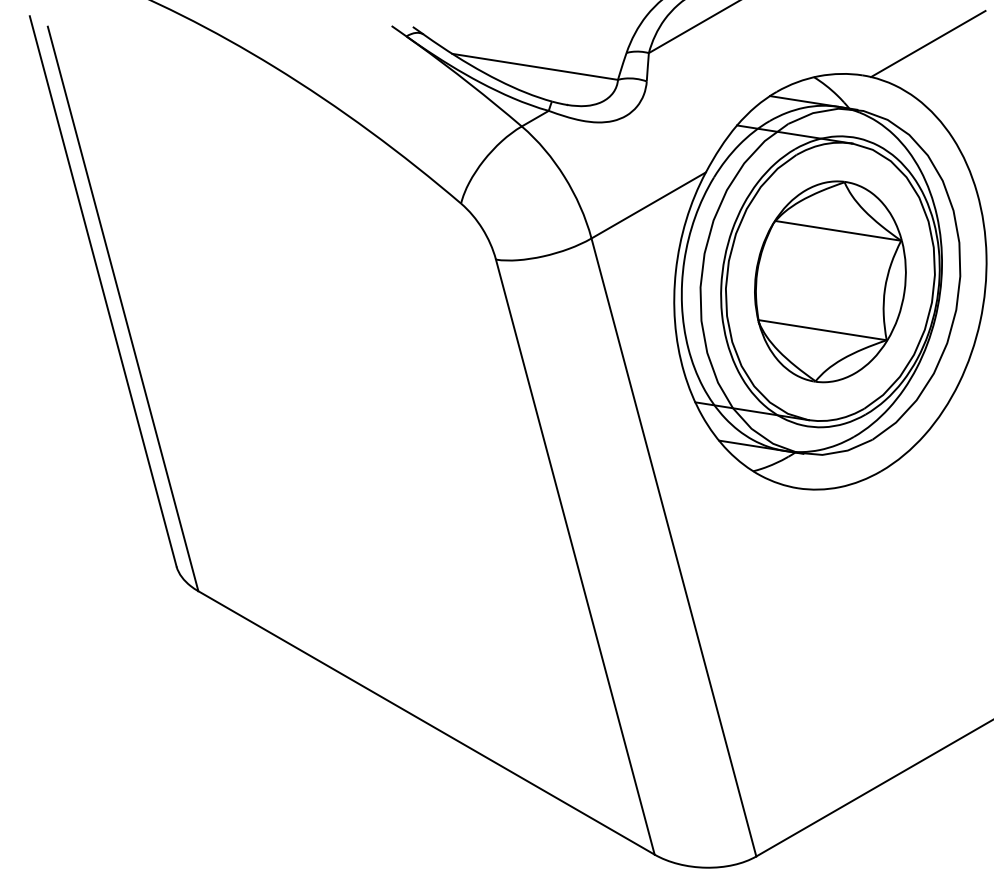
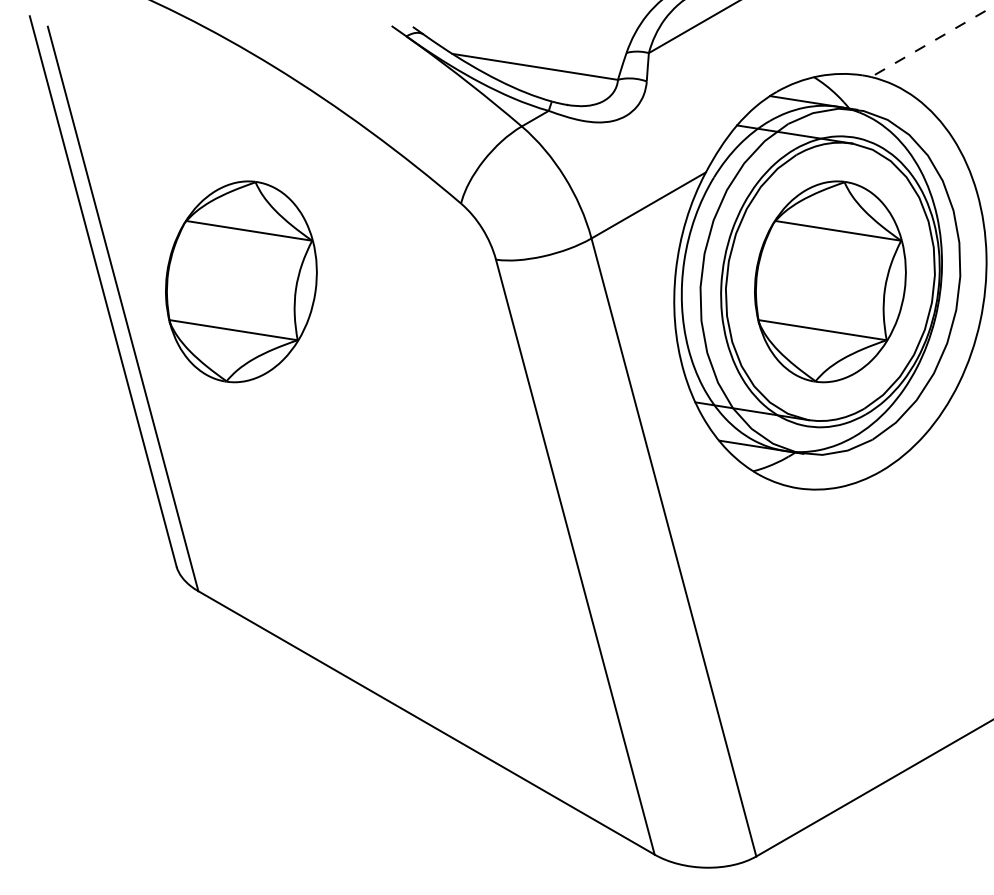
line: solid -> dashed (927, 44)
part: none -> present (241, 281)
